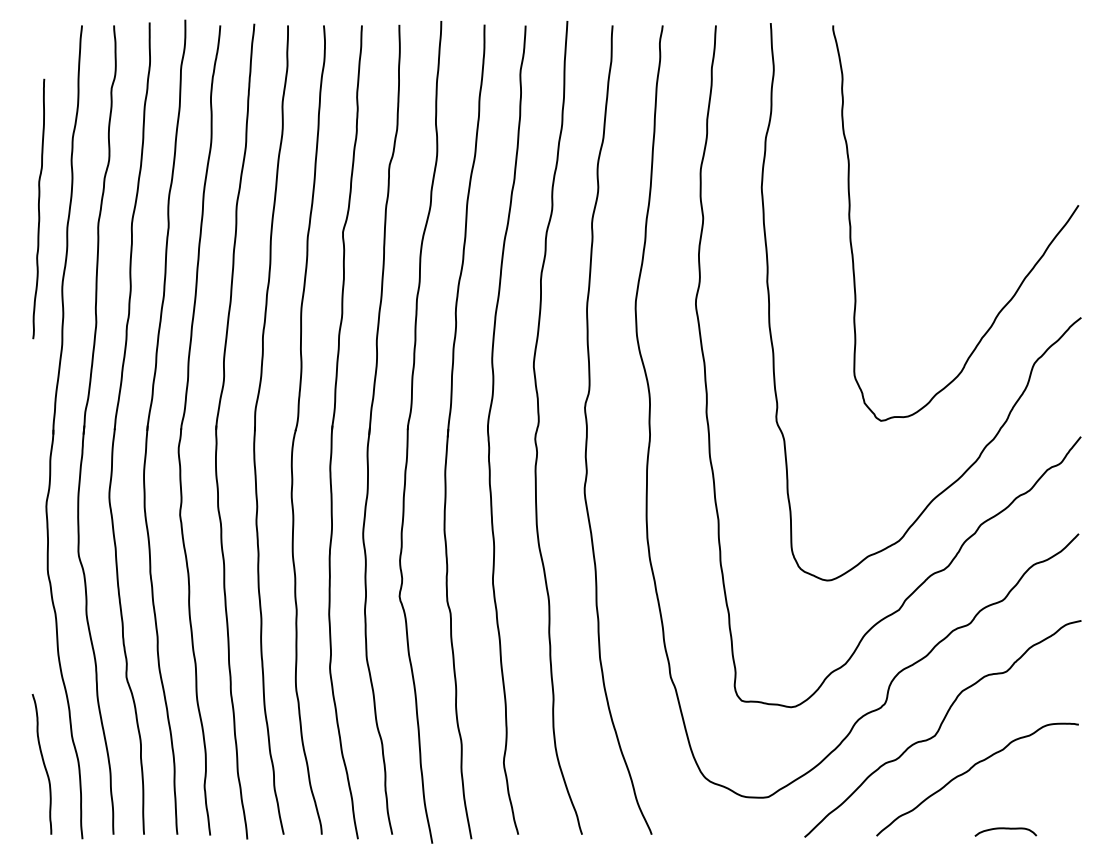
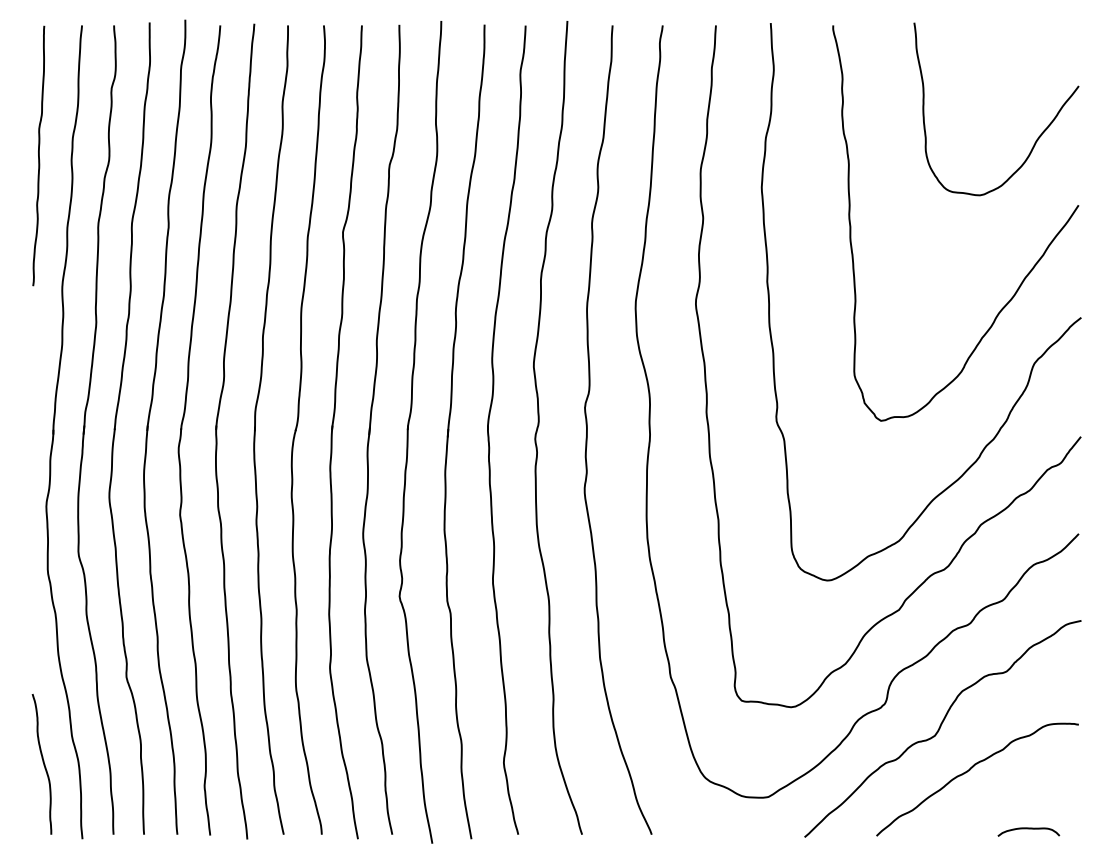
curve: none -> present (1035, 140)
curve position: (38, 208) -> (38, 155) (38, 155)
curve position: (1005, 829) -> (1028, 829) (1028, 829)
